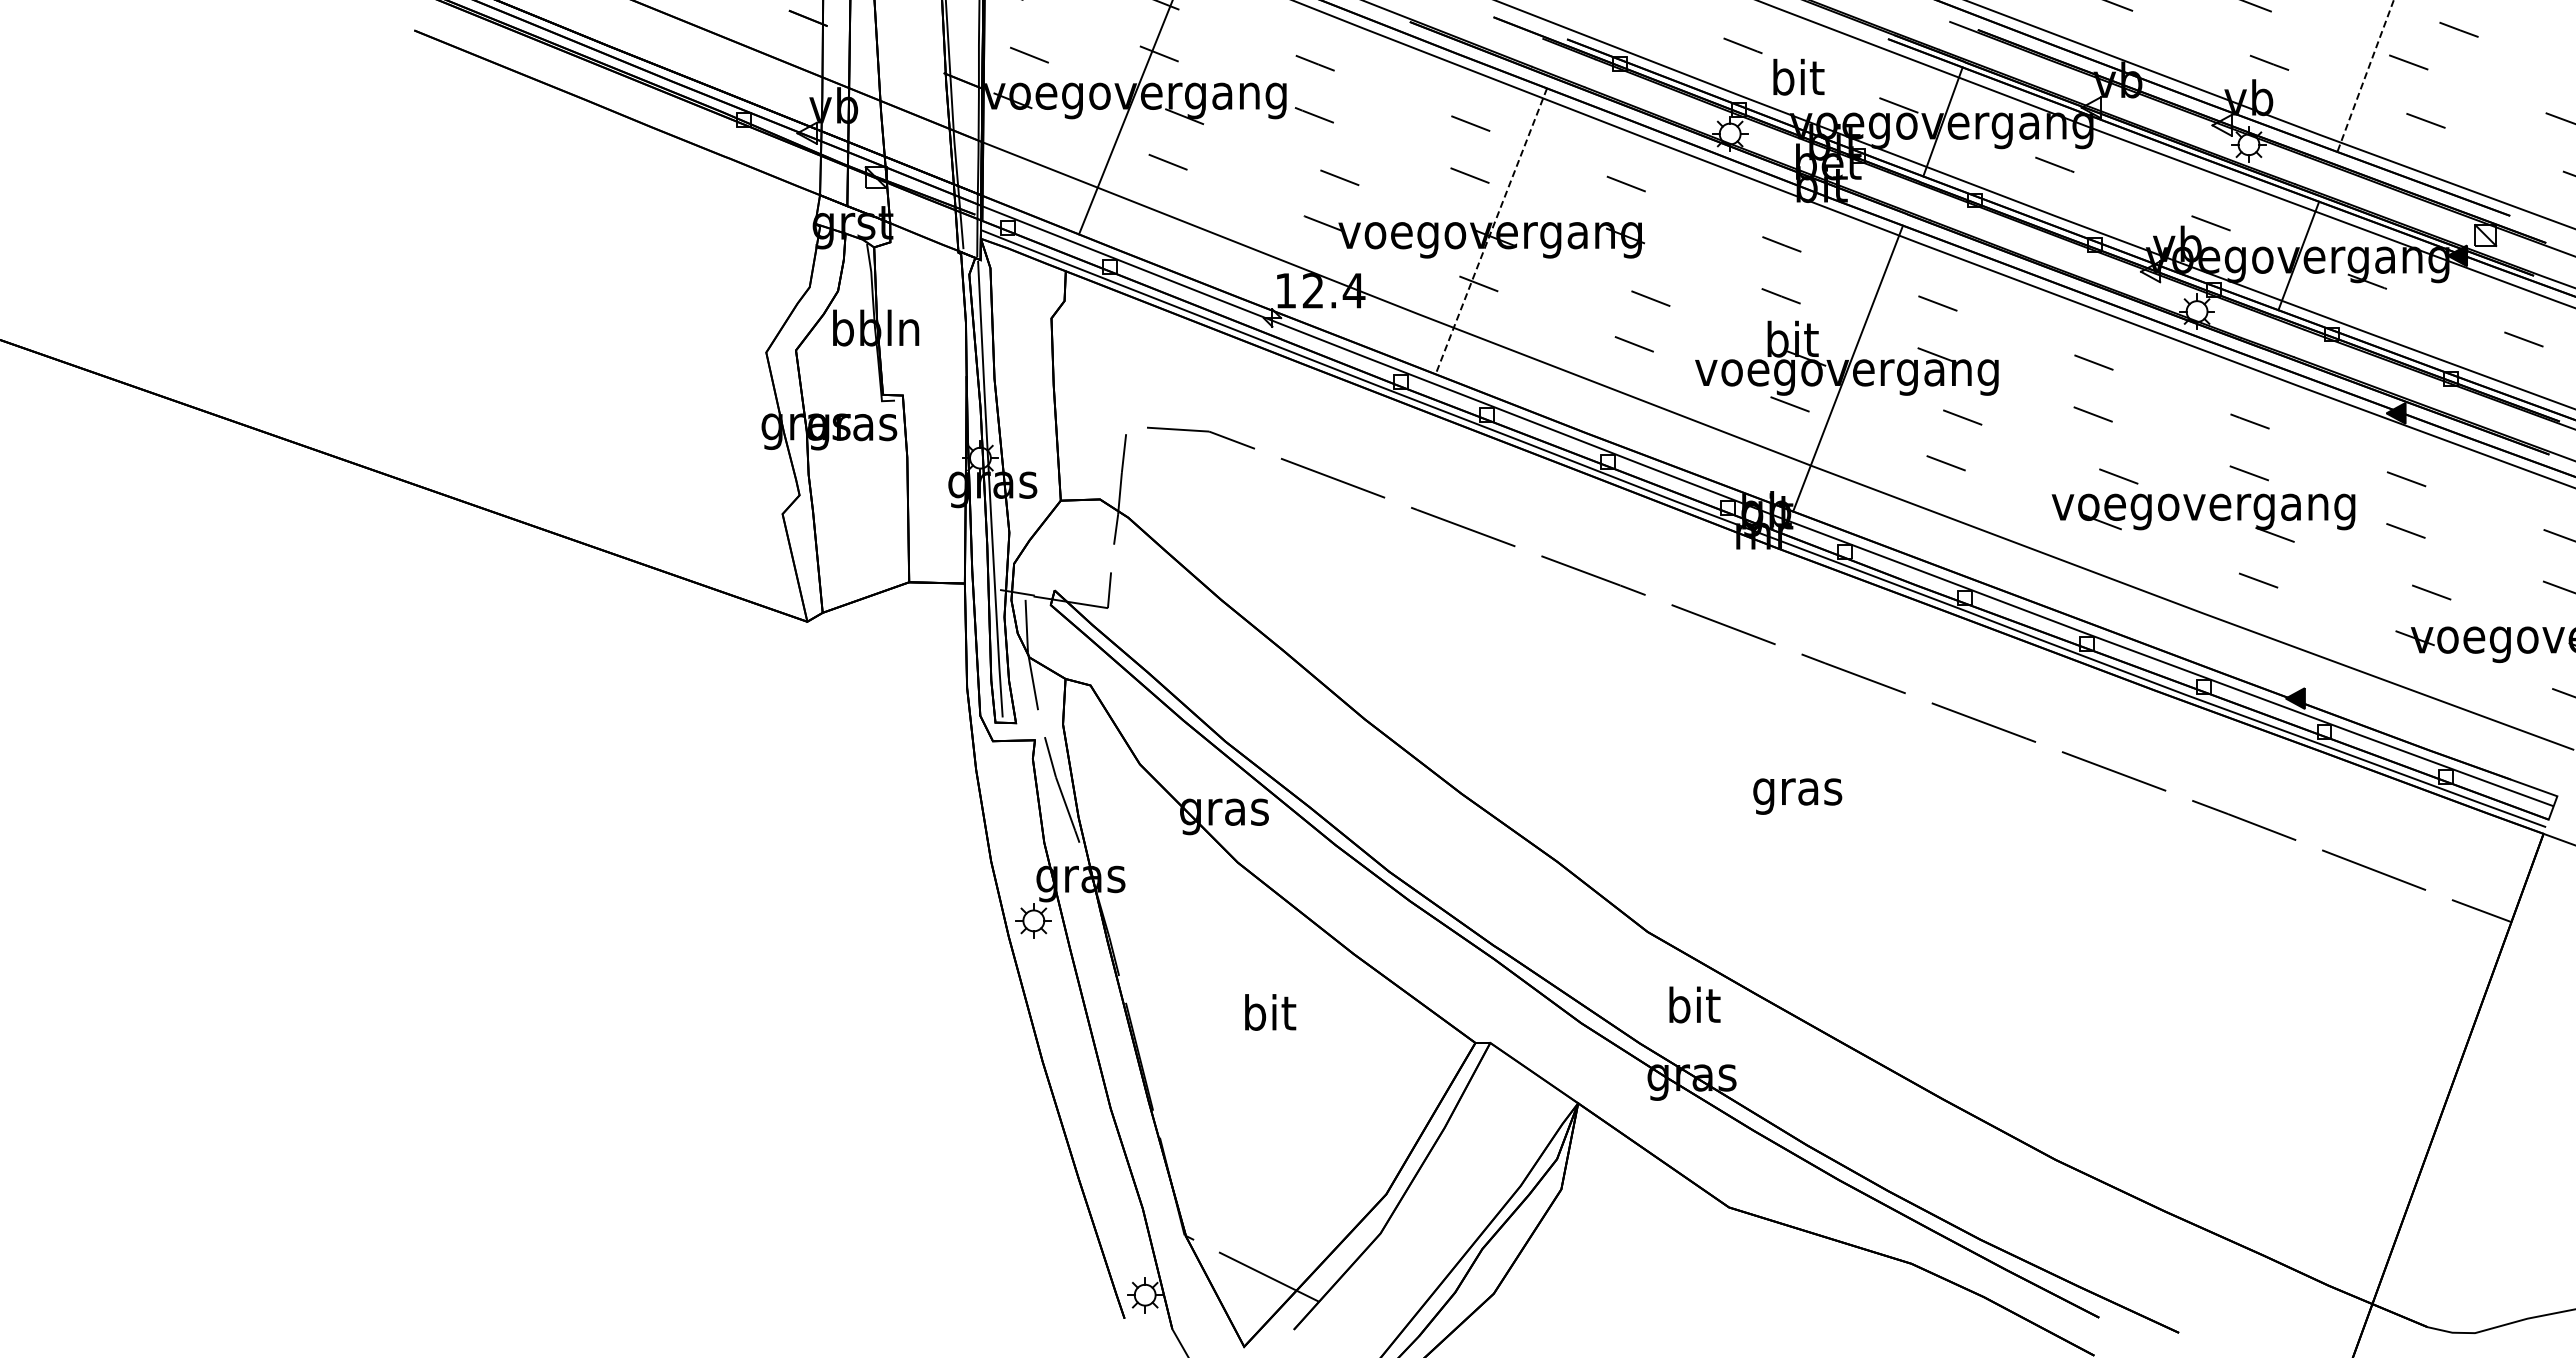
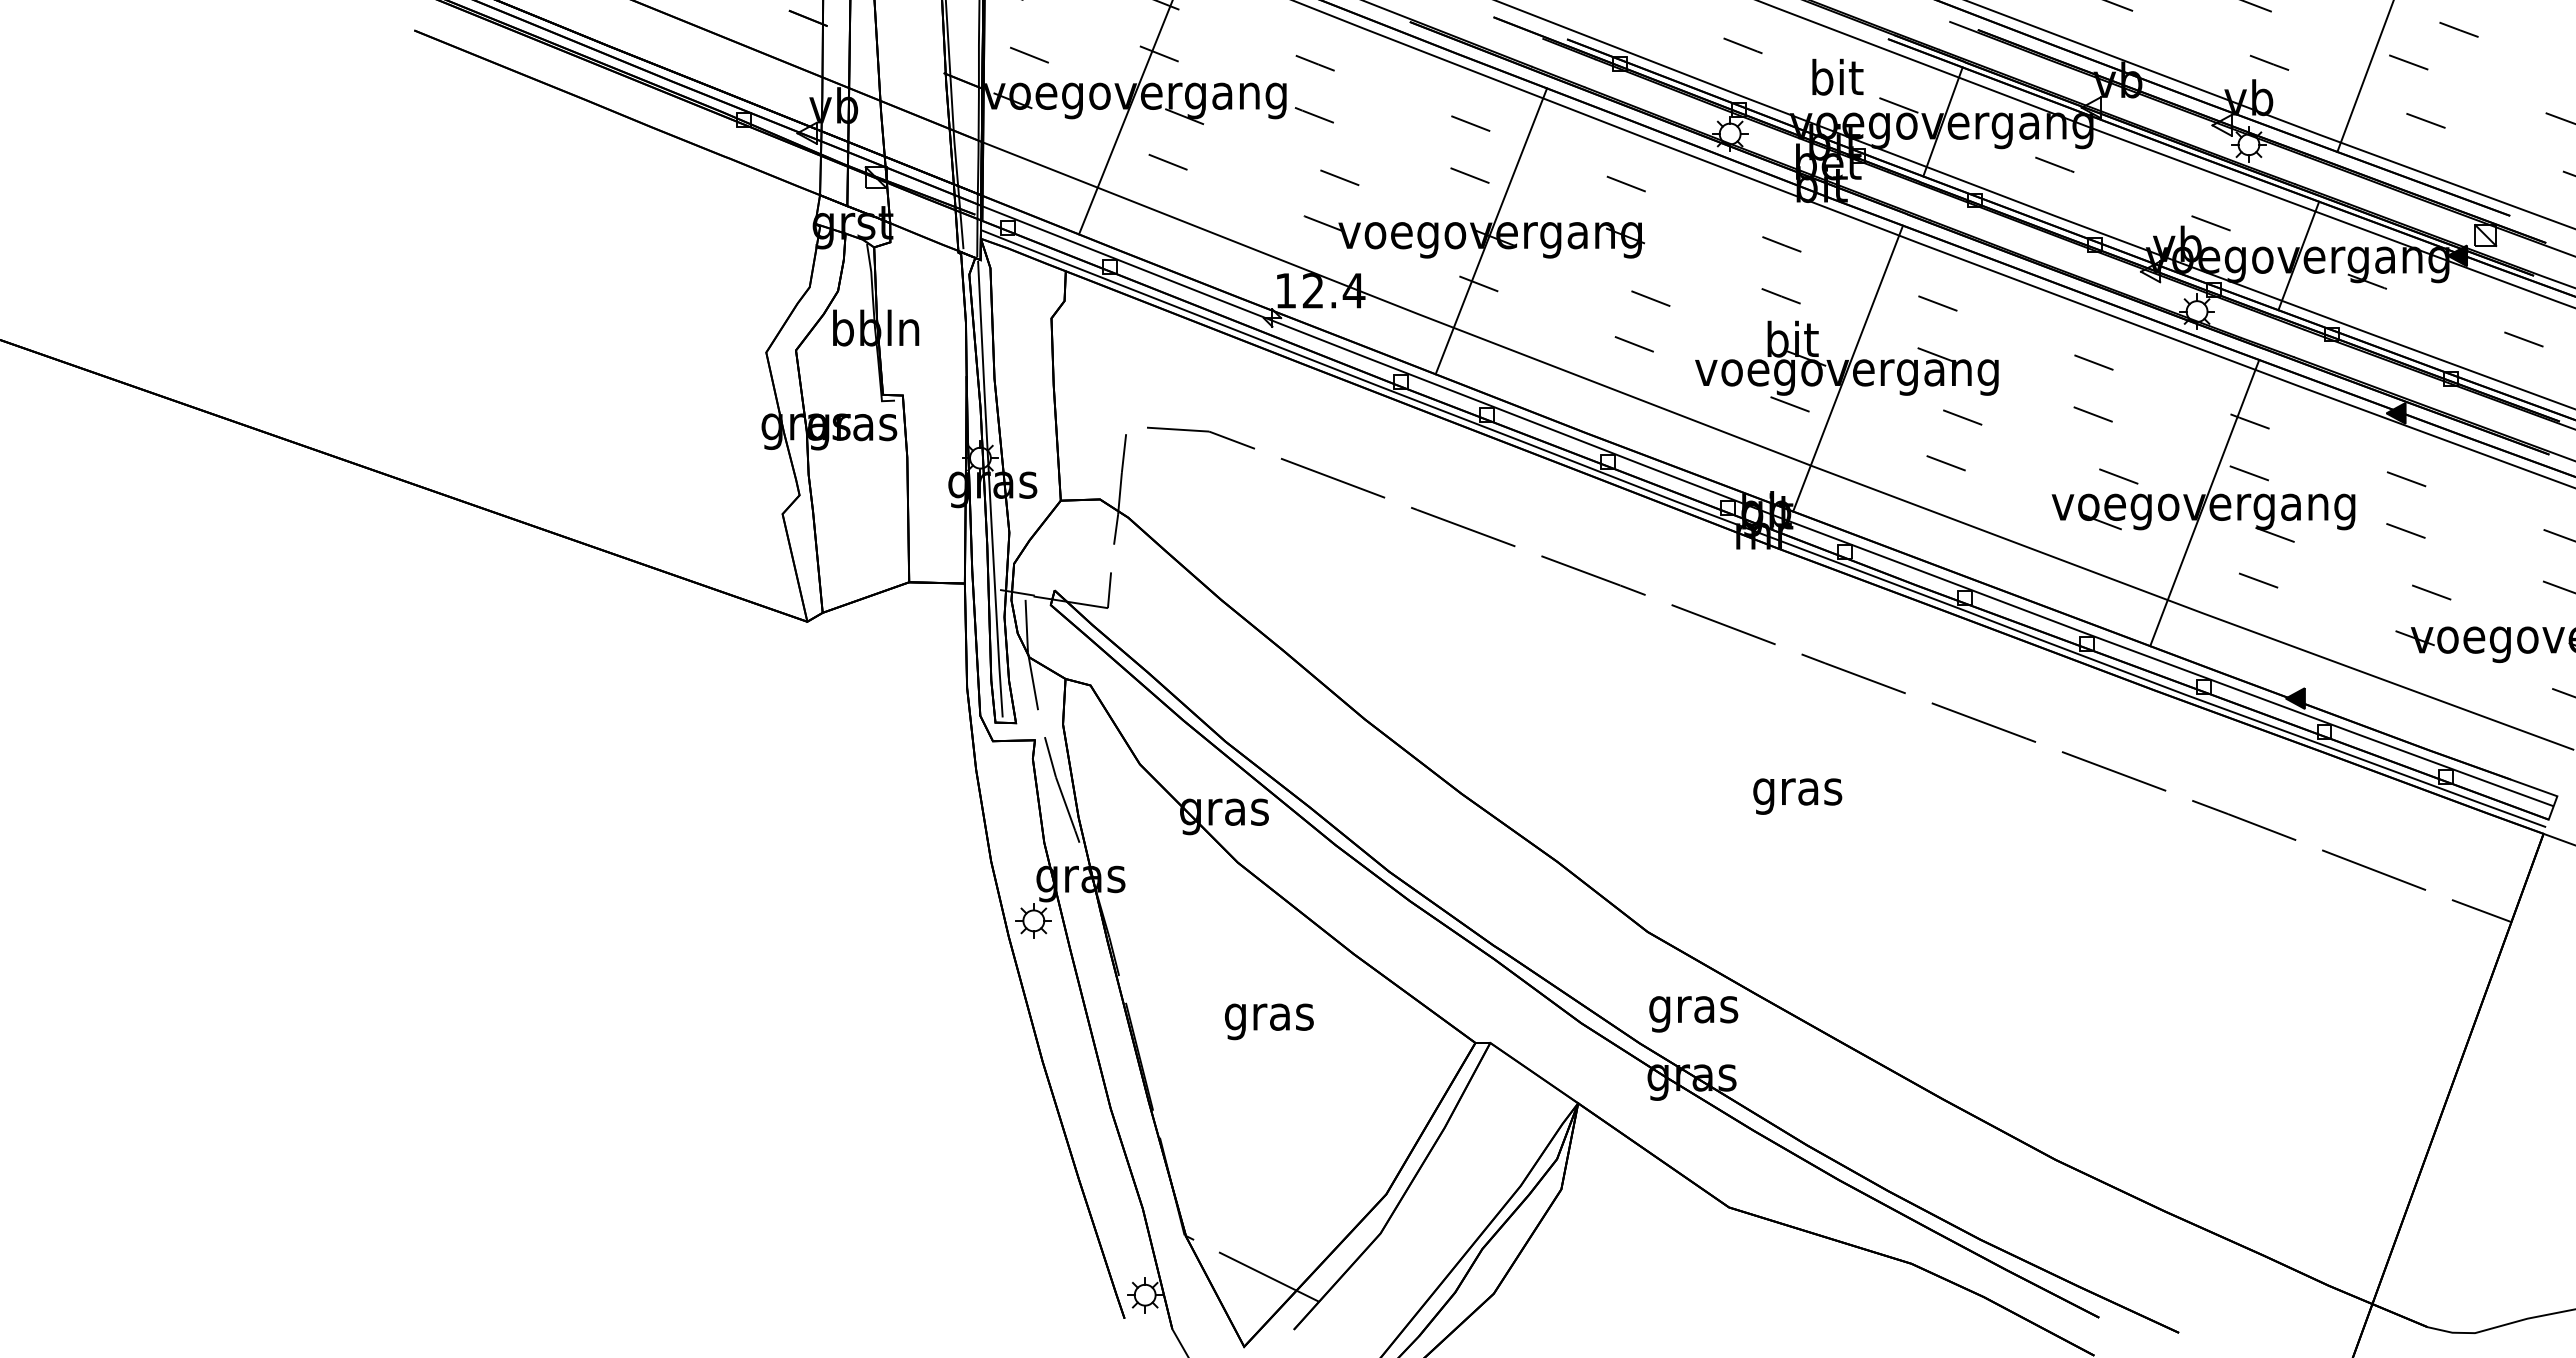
text position: (1798, 76) -> (1837, 76) (1837, 76)
line: dashed -> solid (2365, 76)
line: dashed -> solid (1491, 231)
line: none -> present (2204, 502)
text: bit -> gras (1693, 1009)
text: bit -> gras (1269, 1017)
